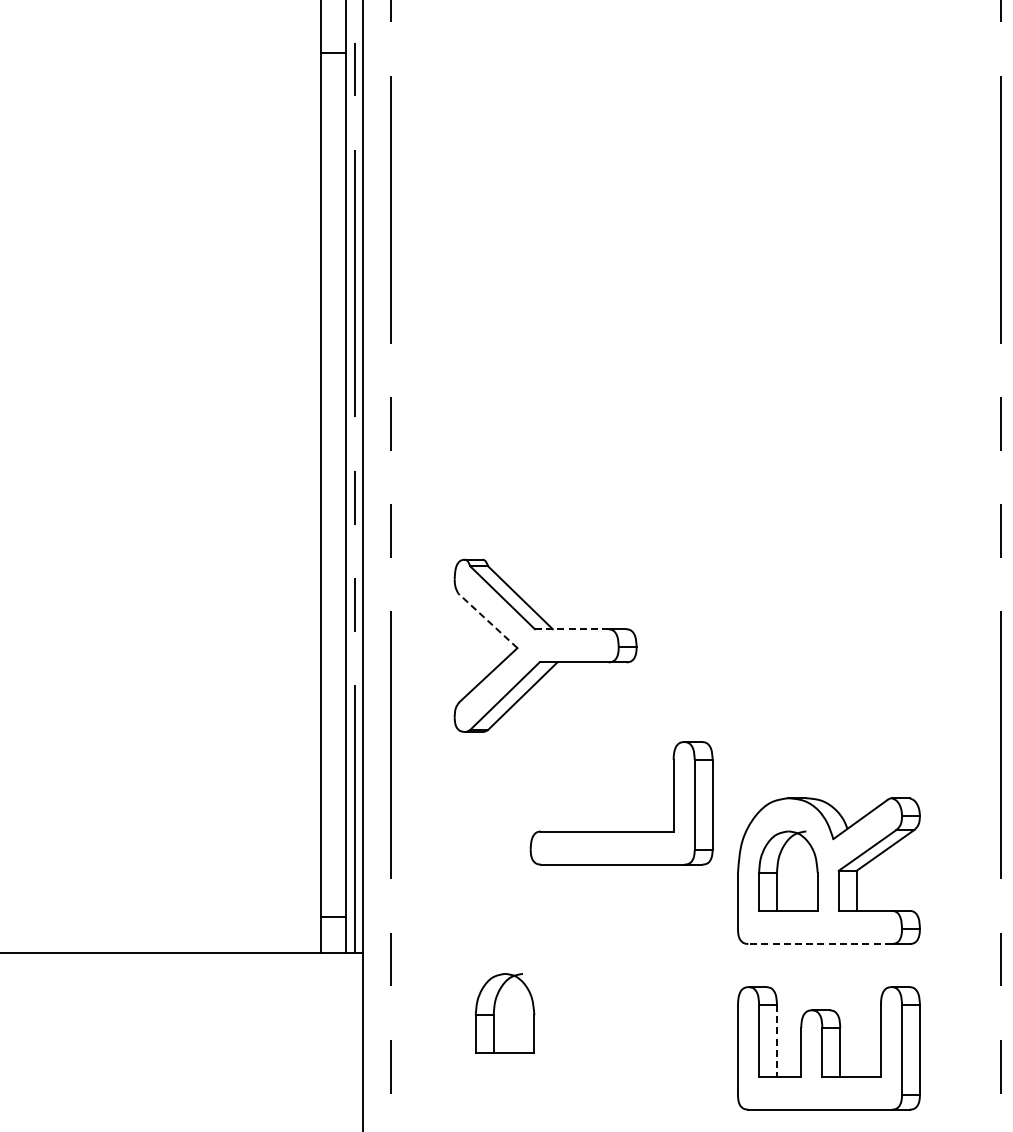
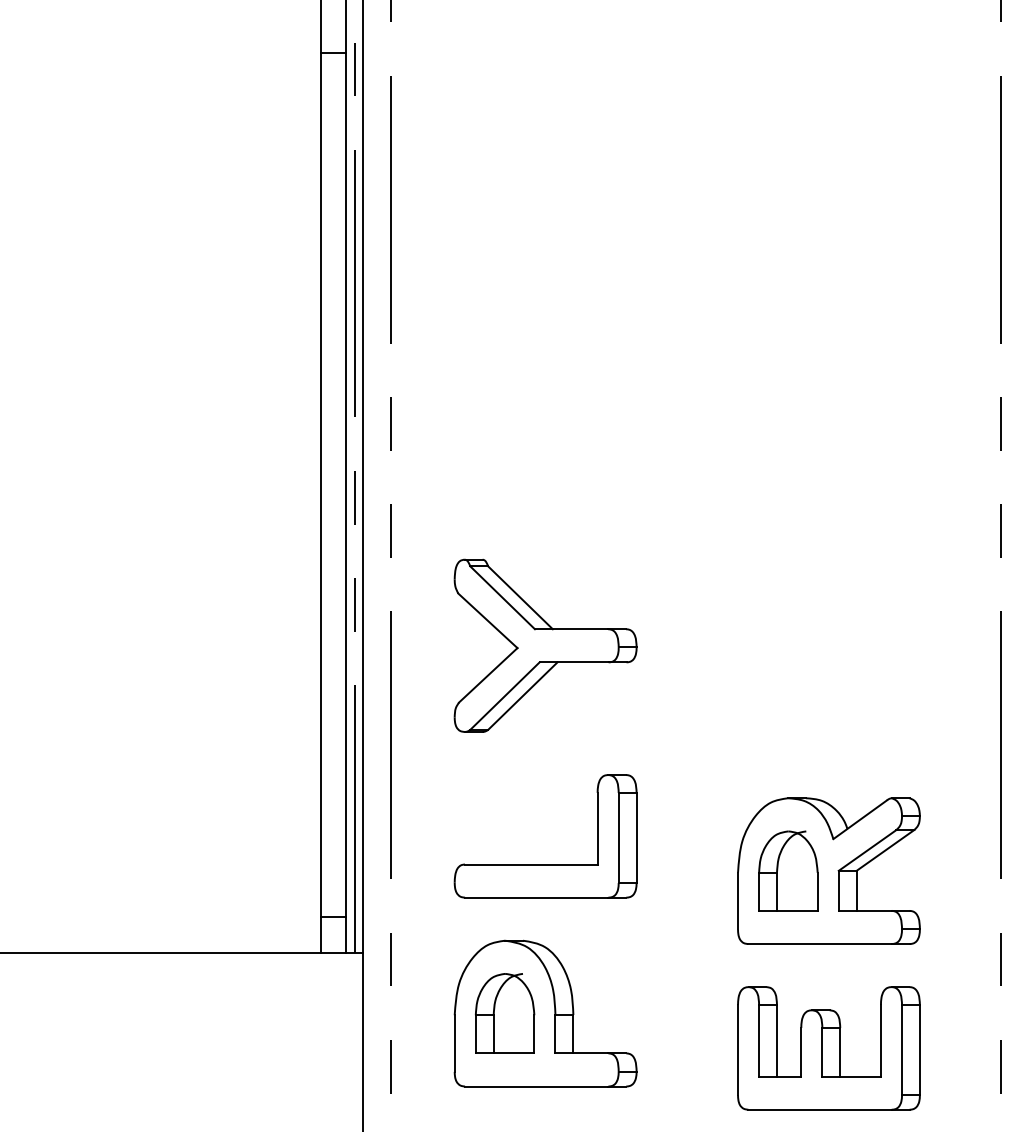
line: dashed -> solid (487, 620)
line: dashed -> solid (571, 629)
part position: (621, 831) -> (545, 864) (545, 864)
line: dashed -> solid (820, 944)
part: none -> present (545, 1013)
line: dashed -> solid (776, 1040)
